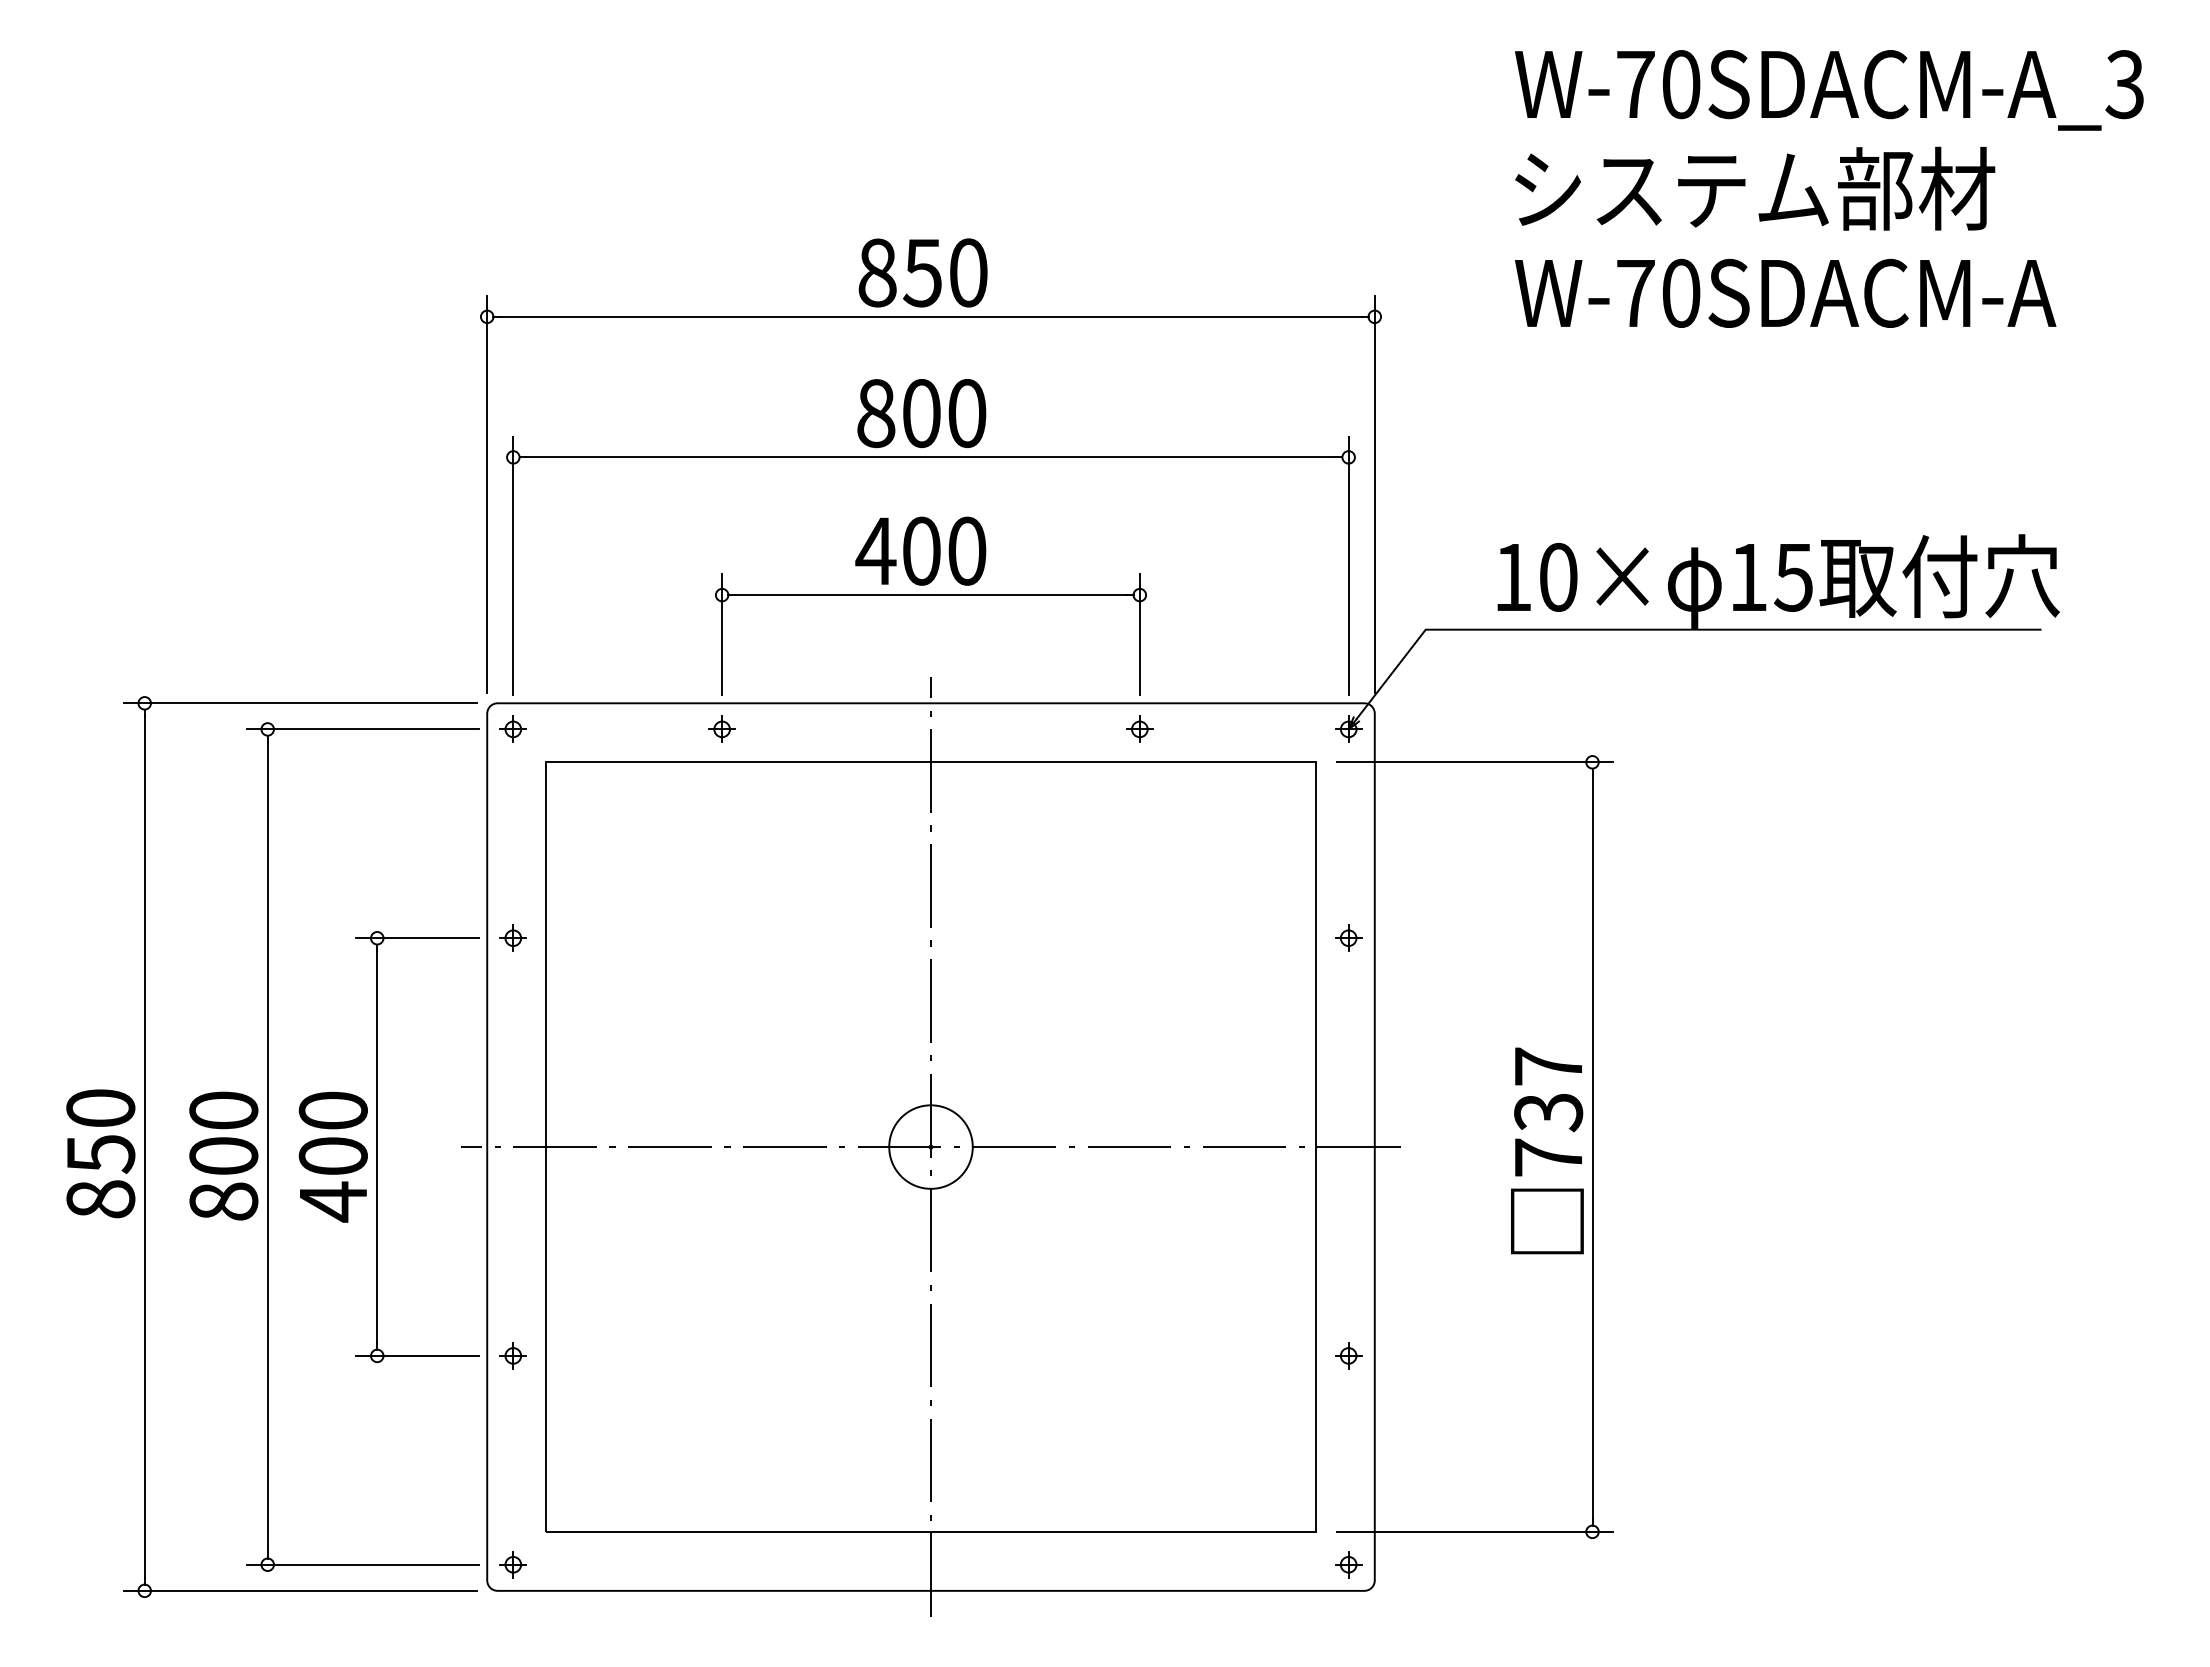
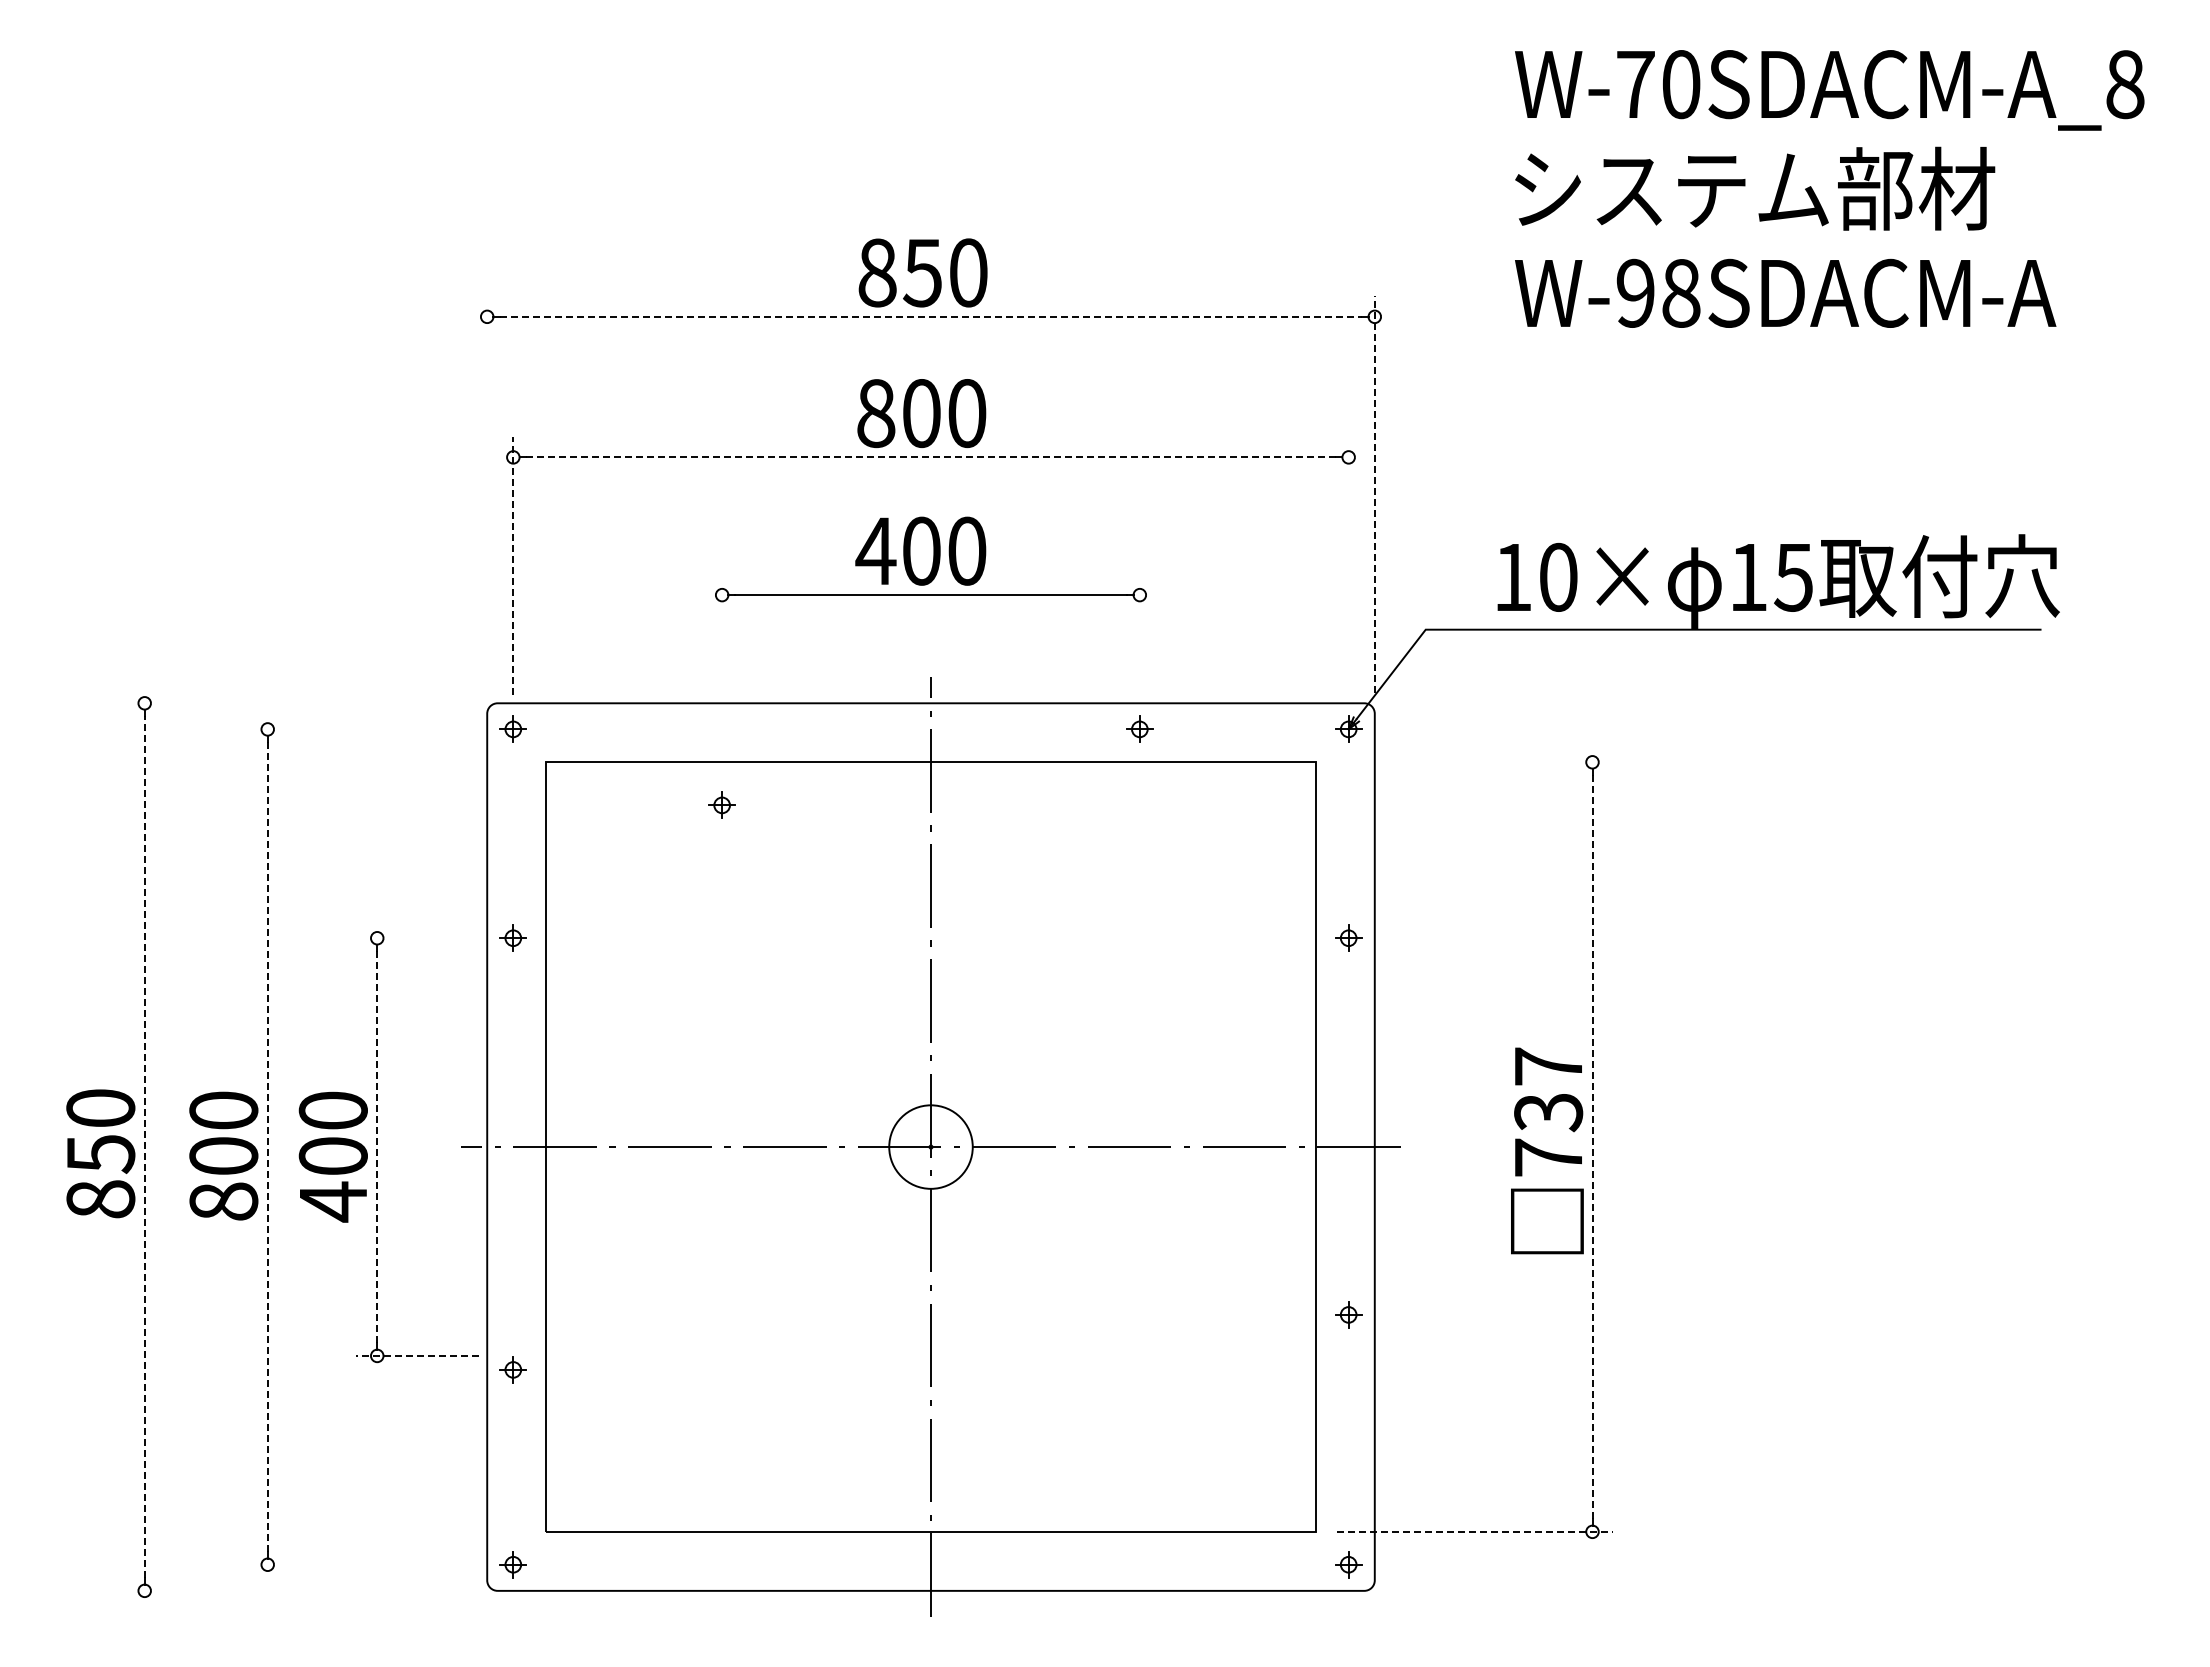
text: W-70SDACM-A_3 -> W-70SDACM-A_8 (2124, 84)
text: W-70SDACM-A -> W-98SDACM-A (1658, 292)
line: solid -> dashed (931, 316)
line: solid -> dashed (931, 457)
line: present -> none (487, 493)
line: solid -> dashed (1374, 493)
line: solid -> dashed (513, 565)
line: present -> none (1348, 565)
line: present -> none (722, 634)
line: present -> none (1139, 634)
line: present -> none (299, 703)
part position: (721, 728) -> (721, 804) (721, 804)
line: present -> none (362, 729)
line: present -> none (1474, 762)
line: present -> none (417, 938)
line: solid -> dashed (144, 1146)
line: solid -> dashed (377, 1146)
line: solid -> dashed (267, 1147)
line: solid -> dashed (1592, 1147)
line: solid -> dashed (417, 1355)
part position: (512, 1355) -> (512, 1369) (512, 1369)
part position: (1348, 1355) -> (1348, 1314) (1348, 1314)
line: solid -> dashed (1475, 1531)
line: present -> none (362, 1564)
line: present -> none (299, 1590)
